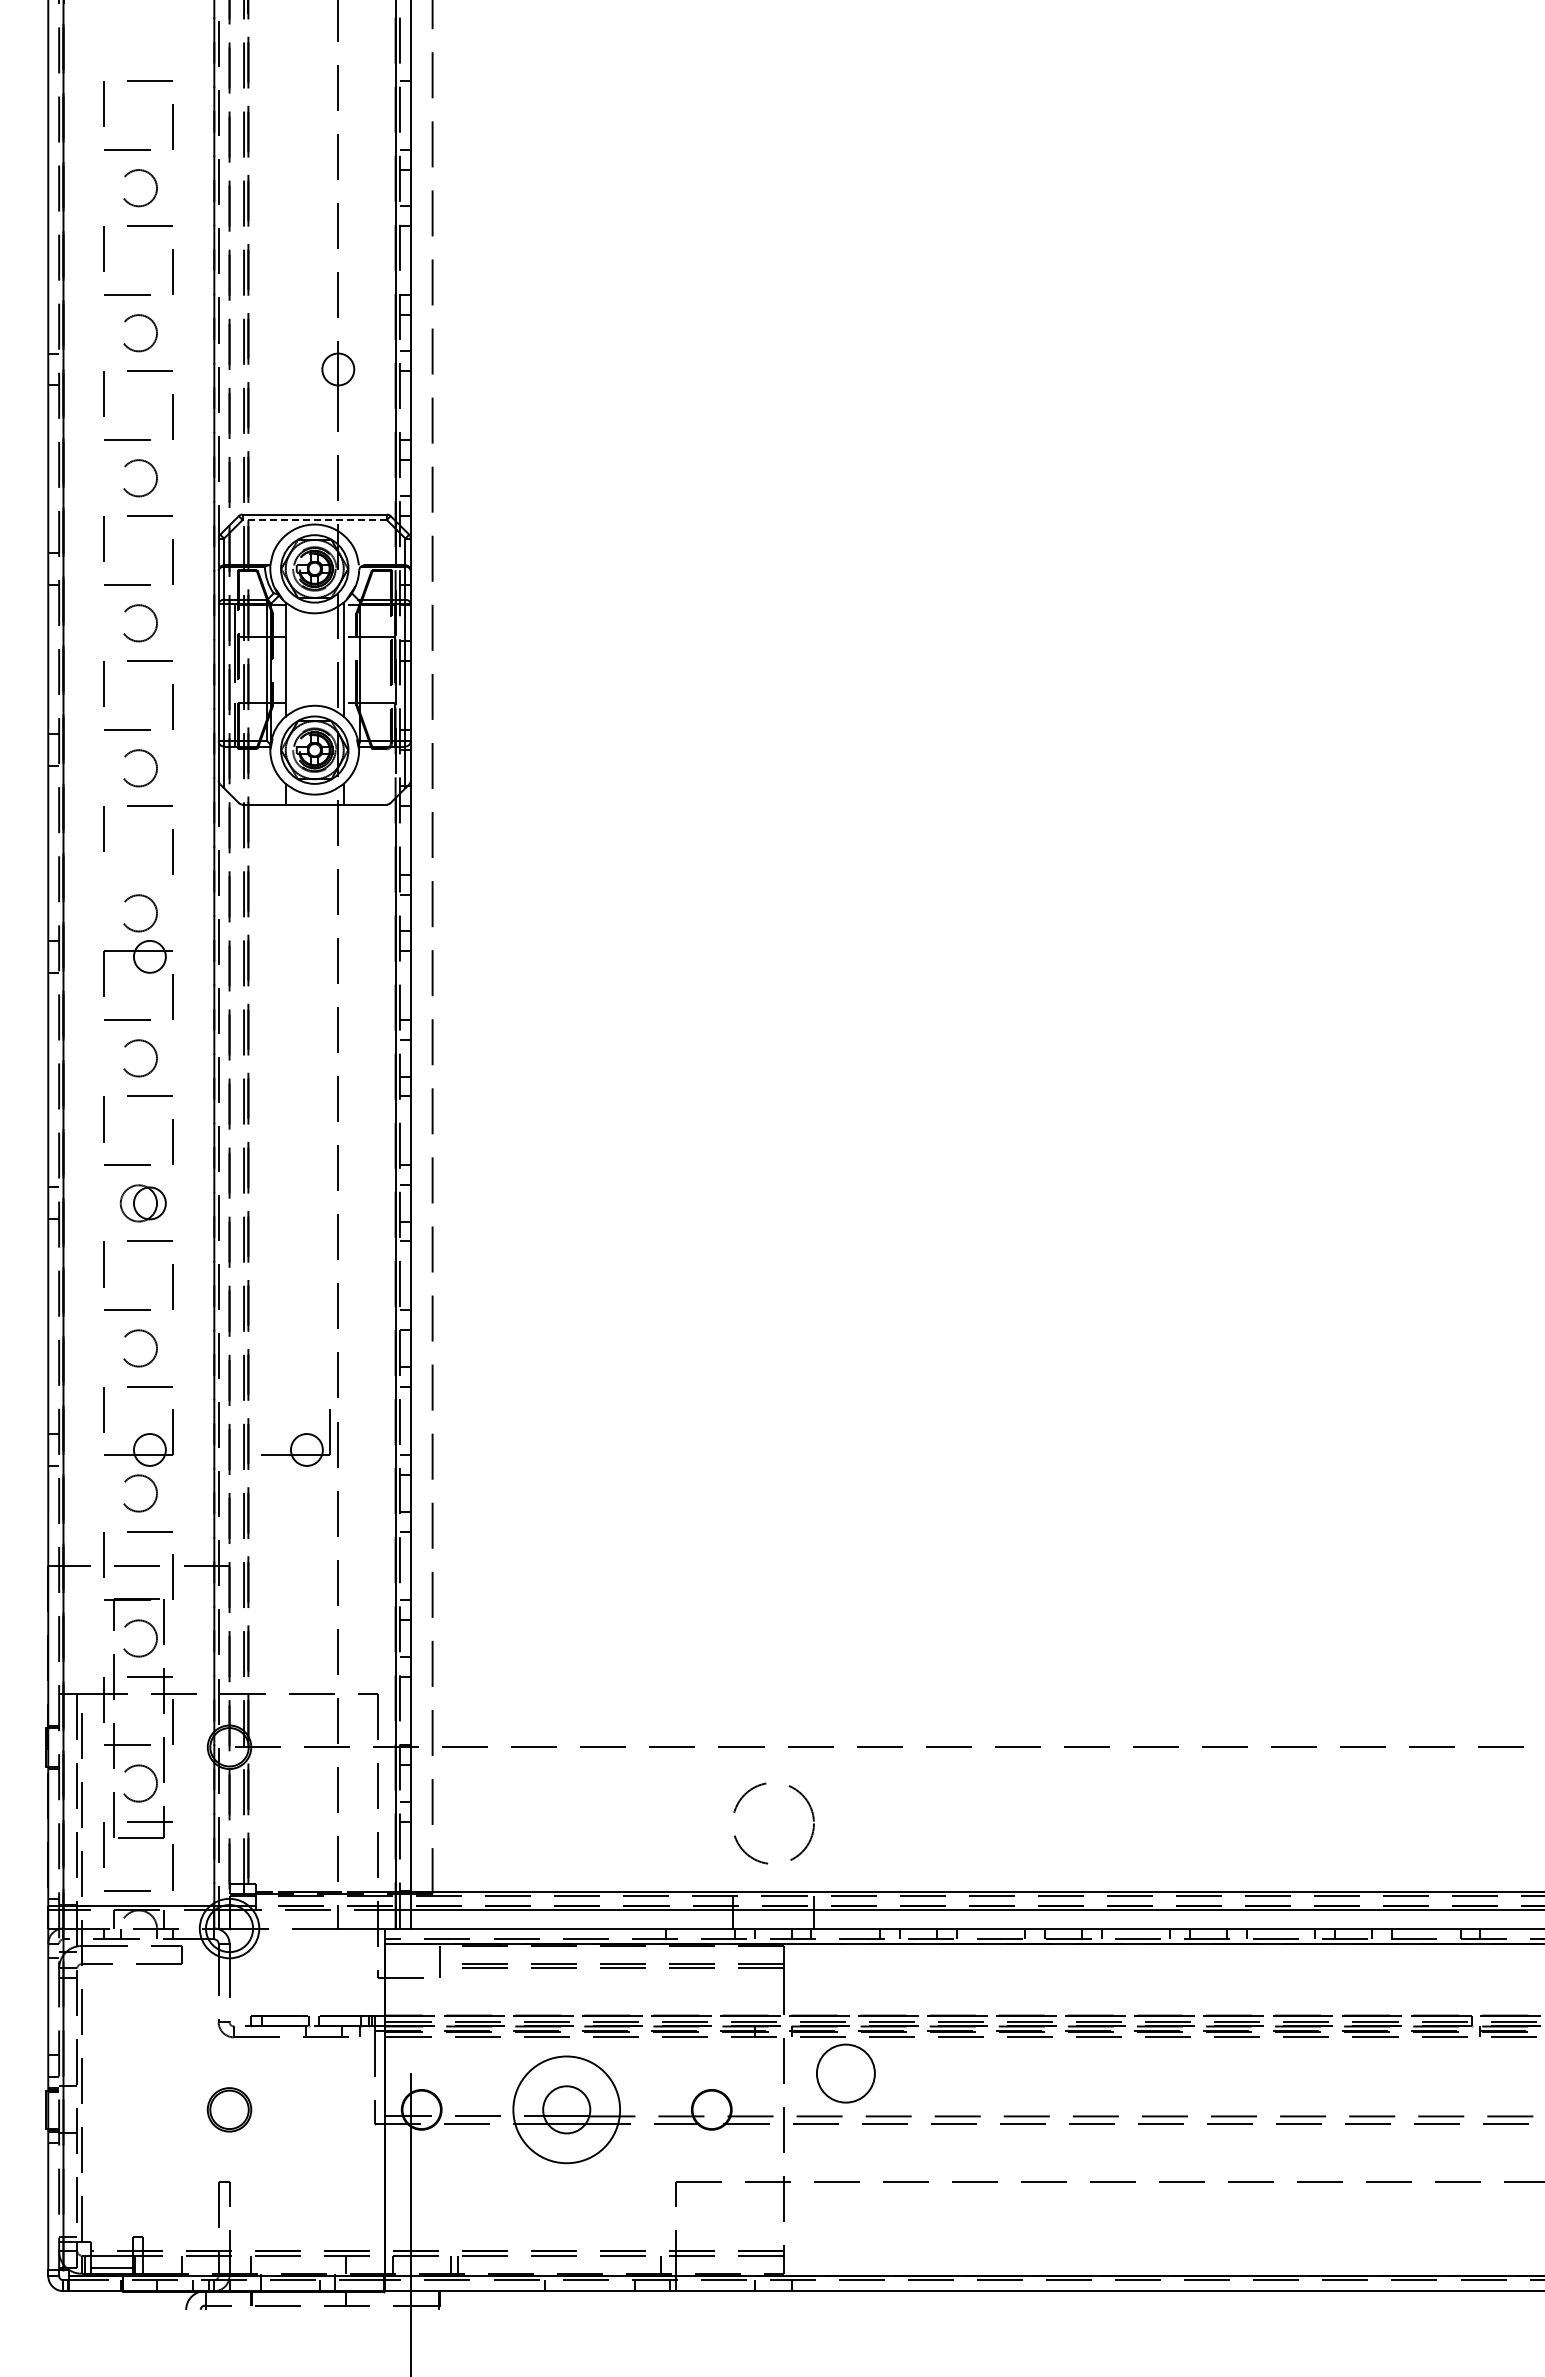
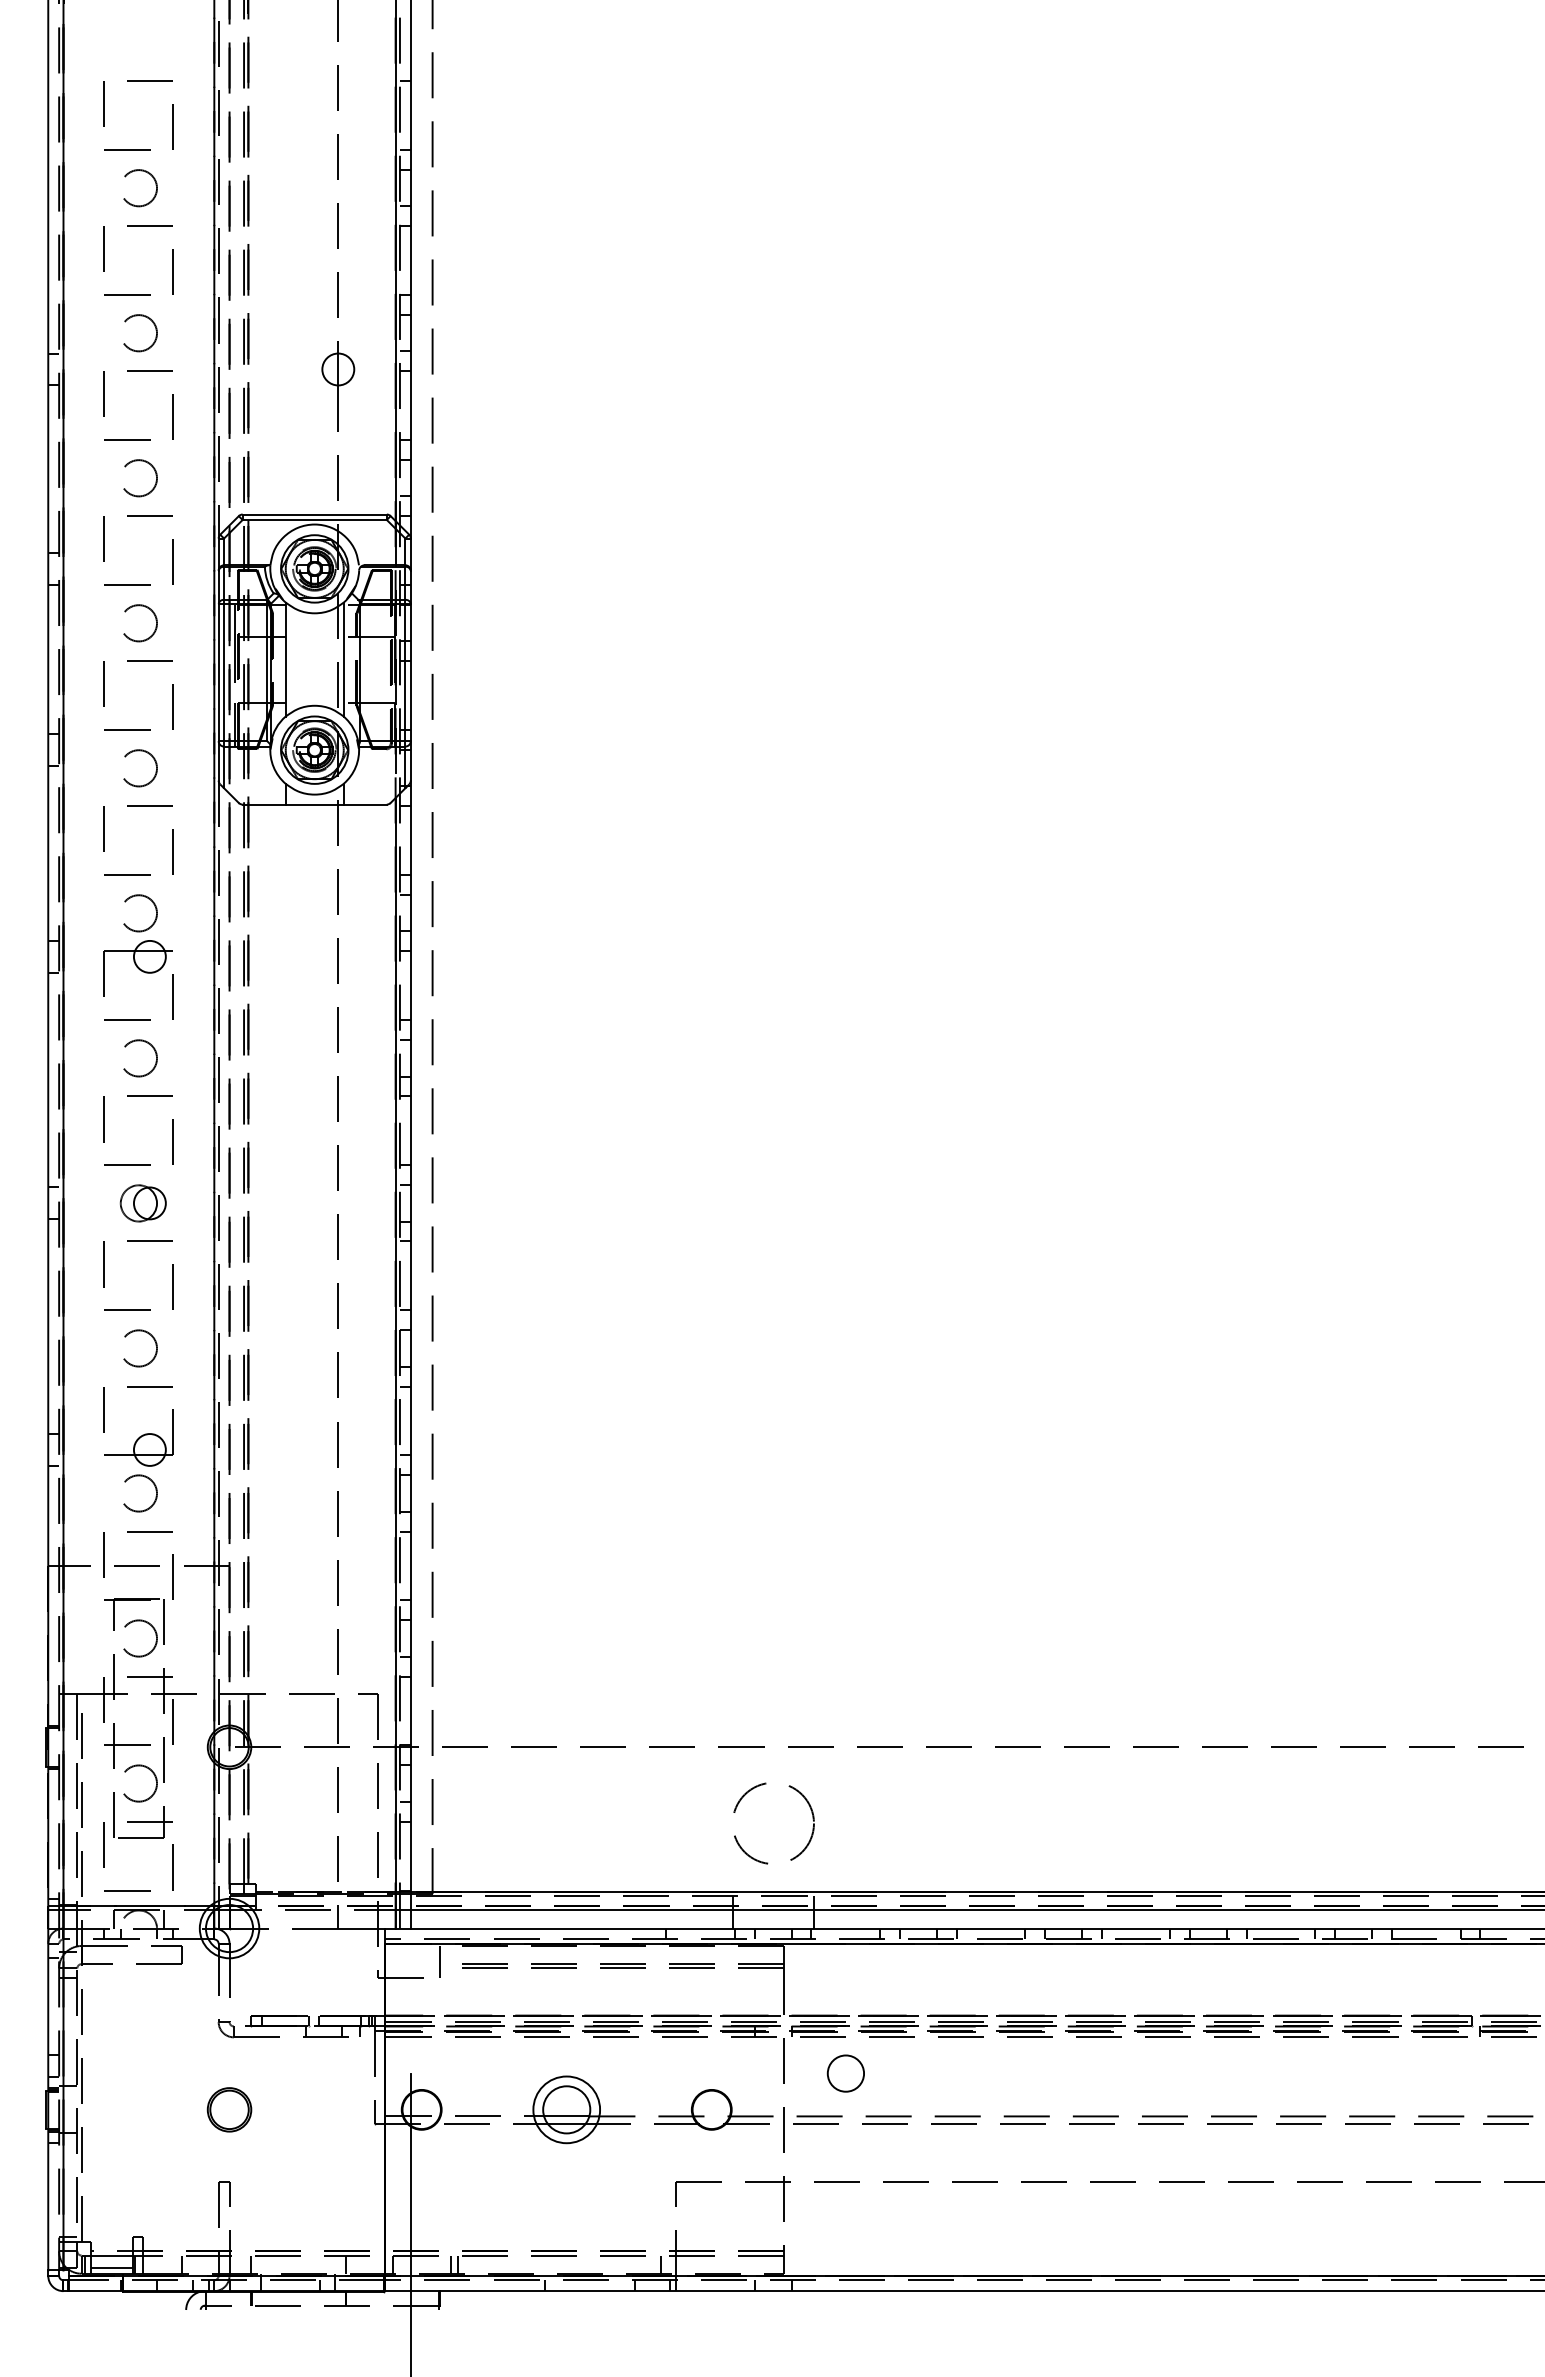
line: dashed -> solid (314, 519)
line: none -> present (127, 874)
part: present -> none (295, 1437)
circle diameter: 58 px -> 36 px (845, 2073)
circle diameter: 107 px -> 67 px (566, 2109)
